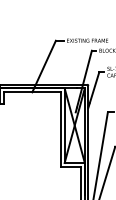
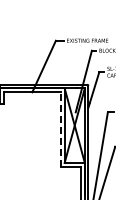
line: solid -> dashed (60, 129)
